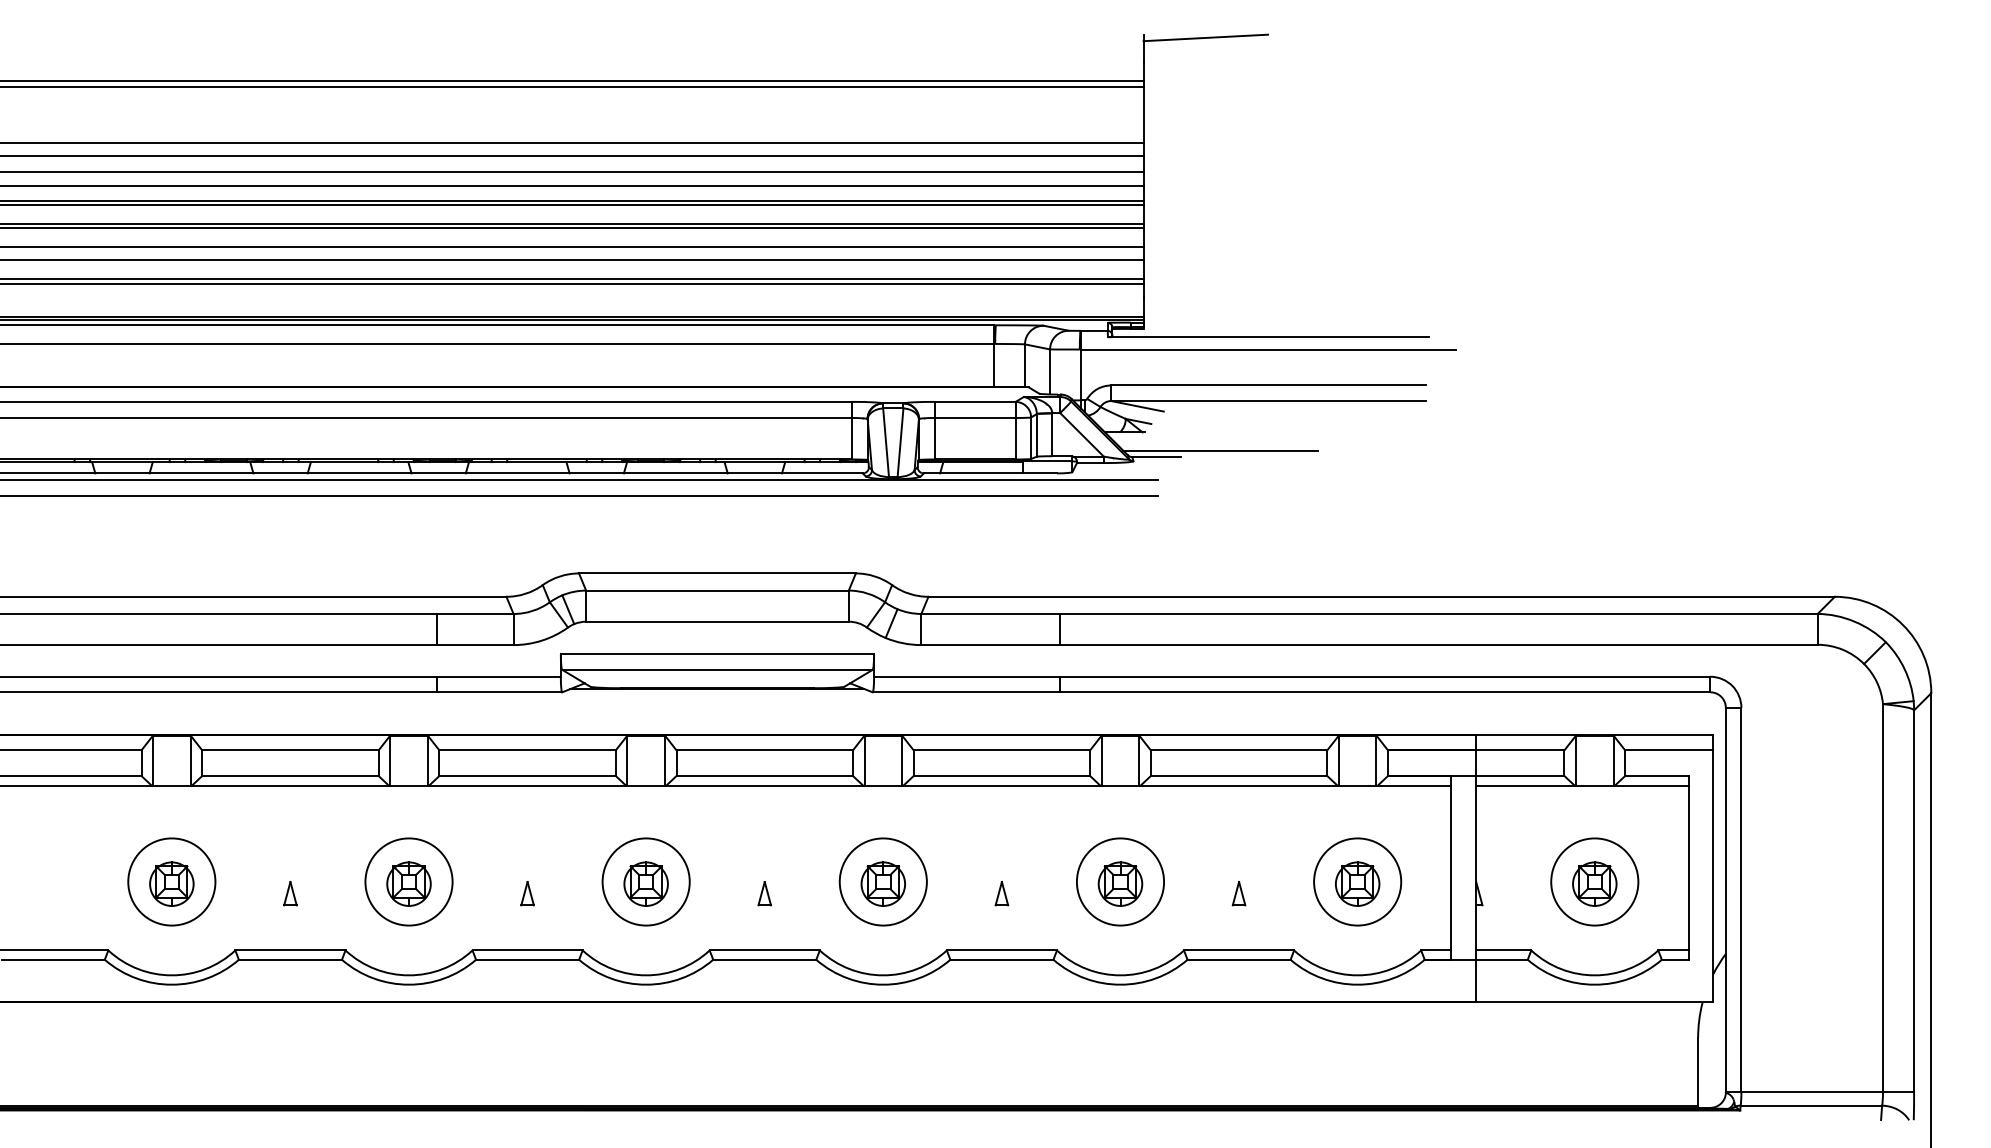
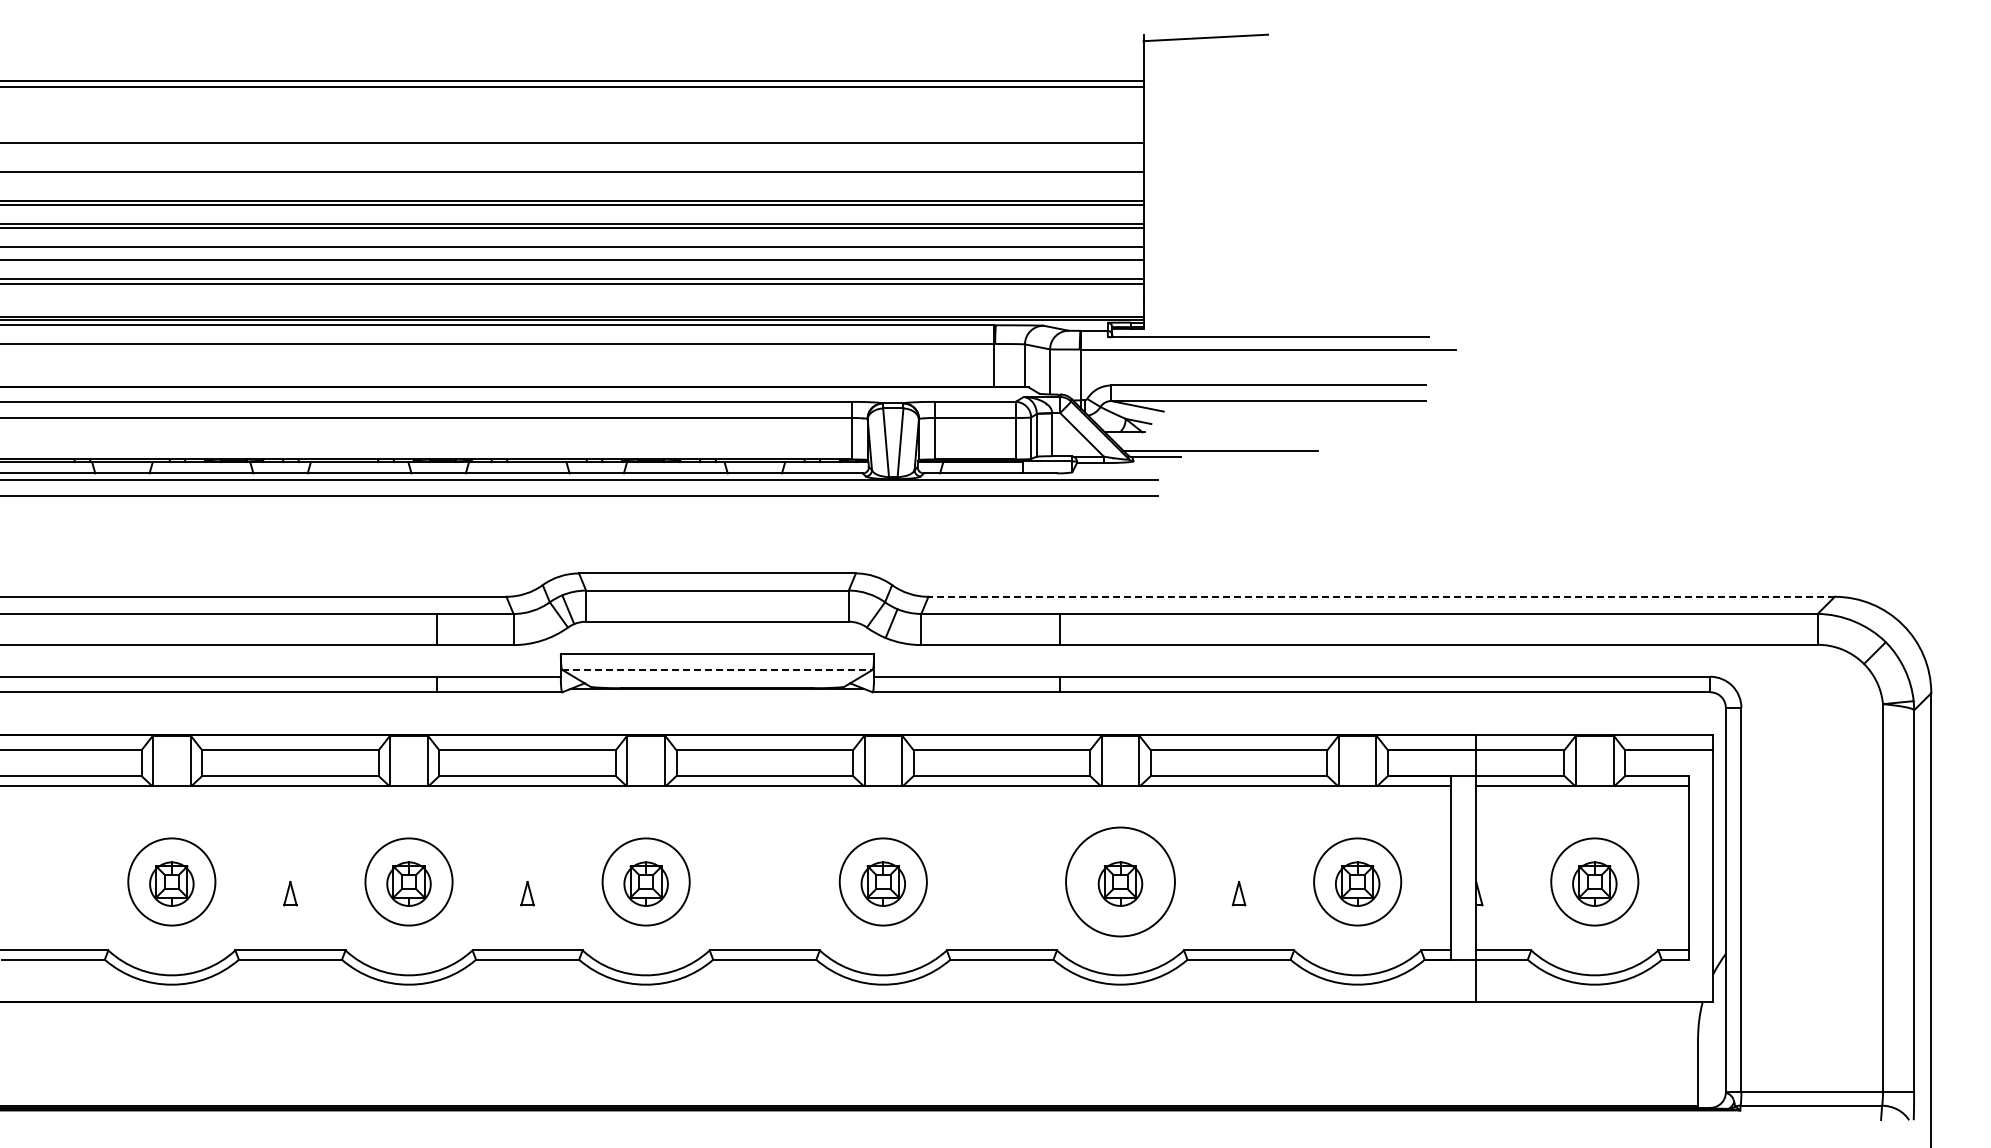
line: present -> none (572, 155)
line: present -> none (572, 186)
line: solid -> dashed (1381, 596)
line: solid -> dashed (717, 669)
circle diameter: 87 px -> 109 px (1120, 881)
part: present -> none (764, 893)
part: present -> none (1001, 893)
